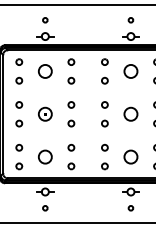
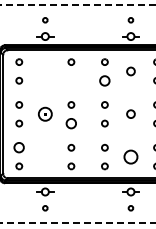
line: solid -> dashed (77, 5)
circle: present -> none (45, 71)
circle size: 16x15 px -> 10x11 px (130, 71)
circle: present -> none (71, 80)
circle size: 8x9 px -> 12x12 px (104, 80)
circle size: 16x16 px -> 10x10 px (130, 113)
circle size: 9x9 px -> 12x12 px (70, 123)
circle size: 9x8 px -> 12x12 px (18, 147)
circle: present -> none (45, 156)
line: solid -> dashed (77, 223)
